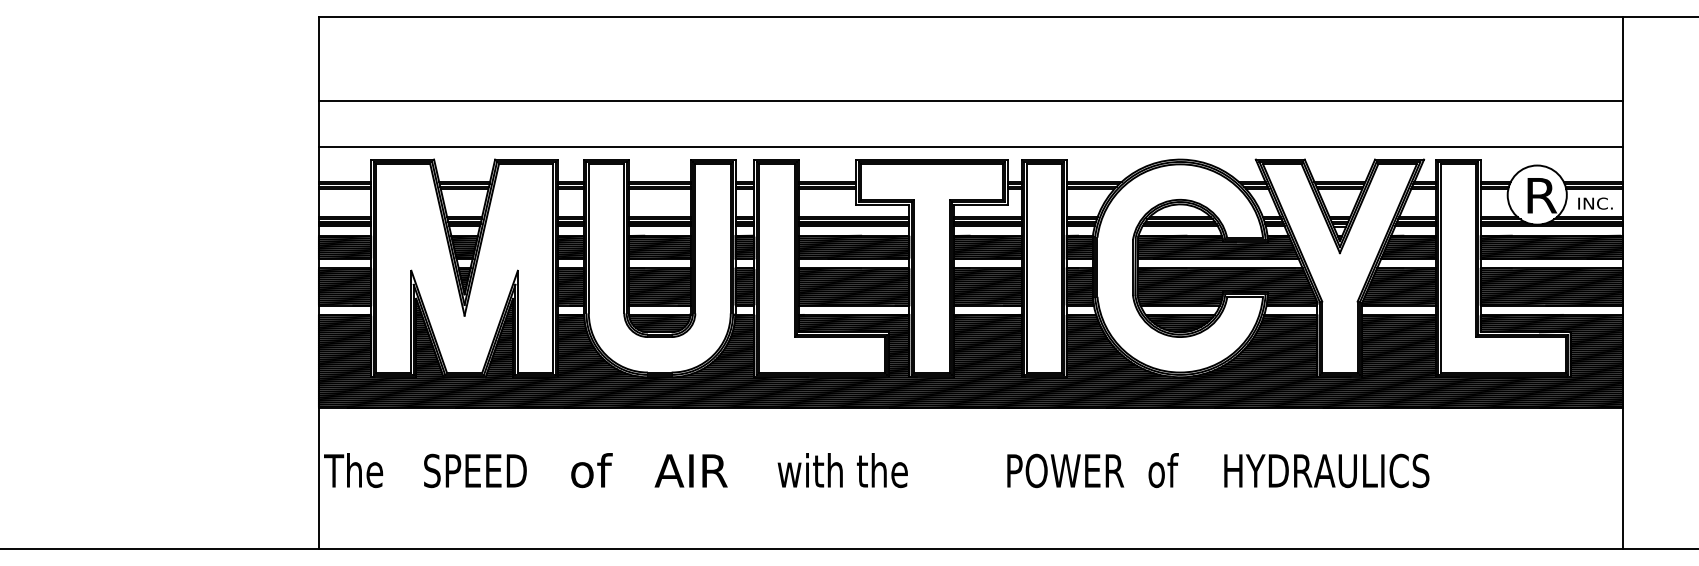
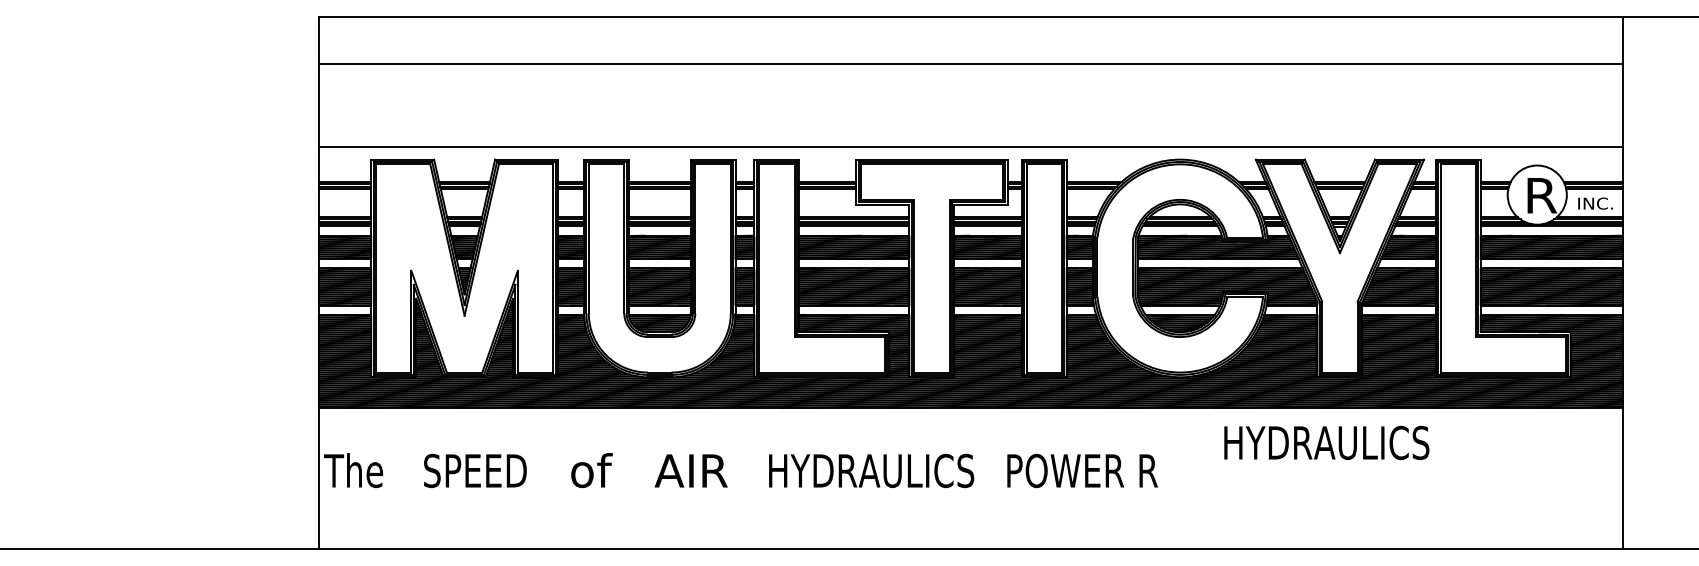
line position: (970, 100) -> (970, 63) (970, 63)
text: with the -> HYDRAULICS (871, 470)
text: of -> R (1158, 470)
text position: (1326, 470) -> (1326, 442) (1326, 442)
